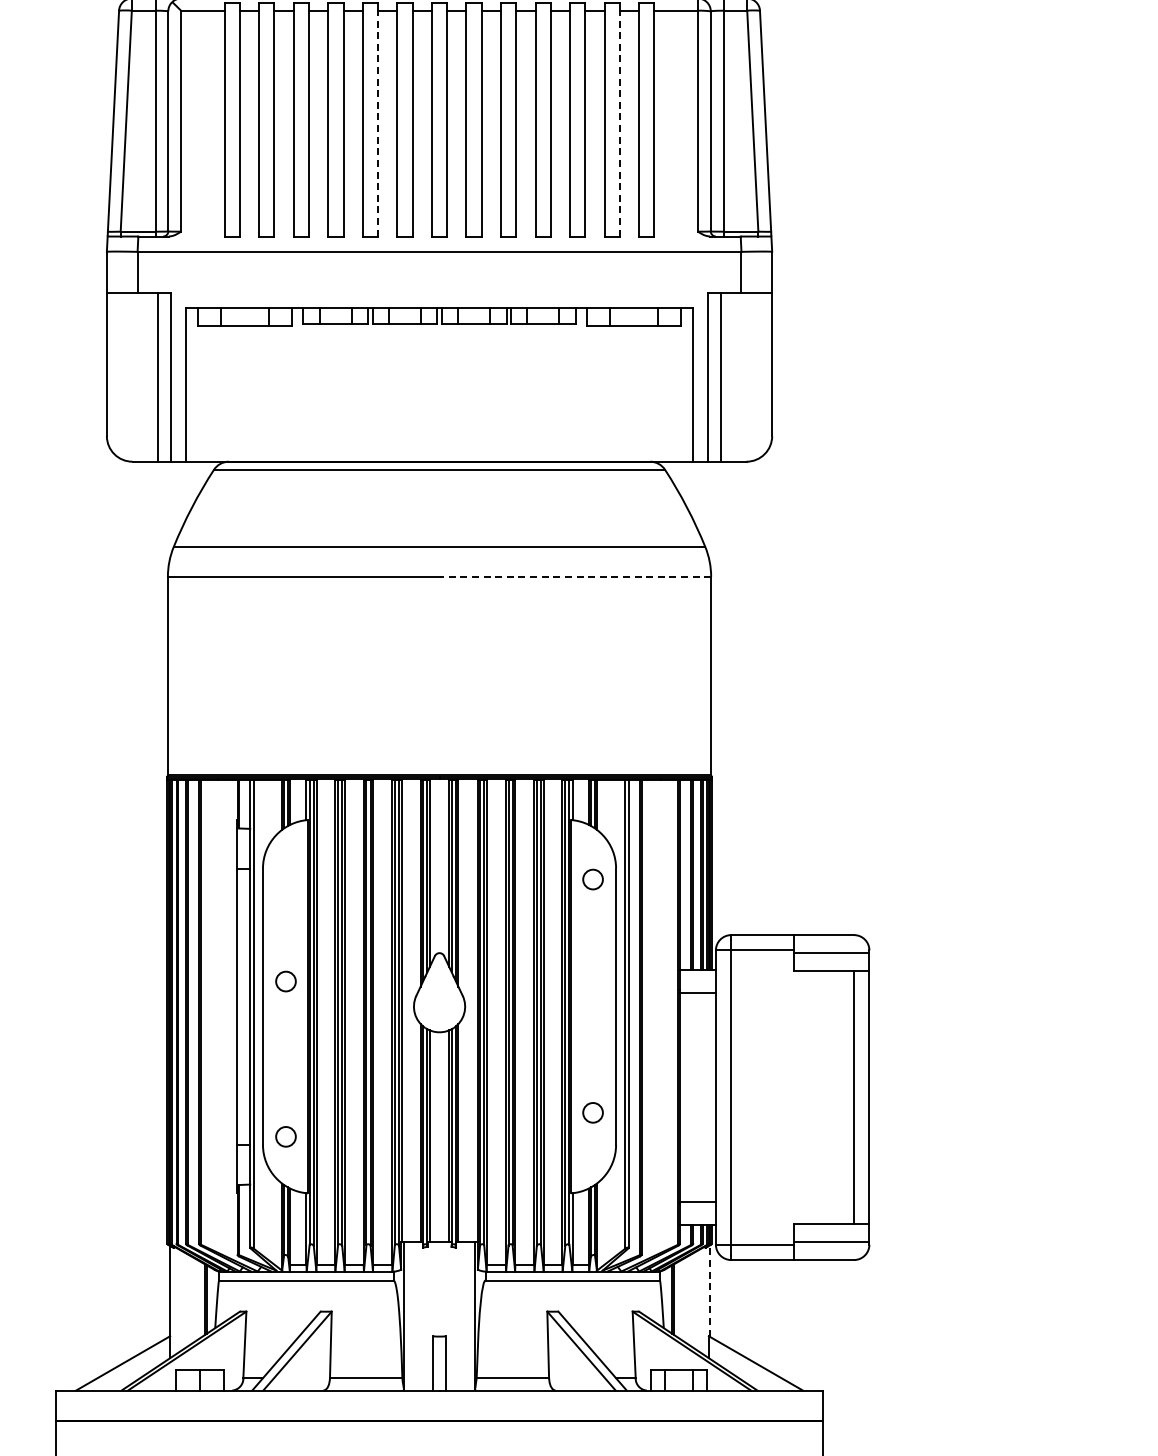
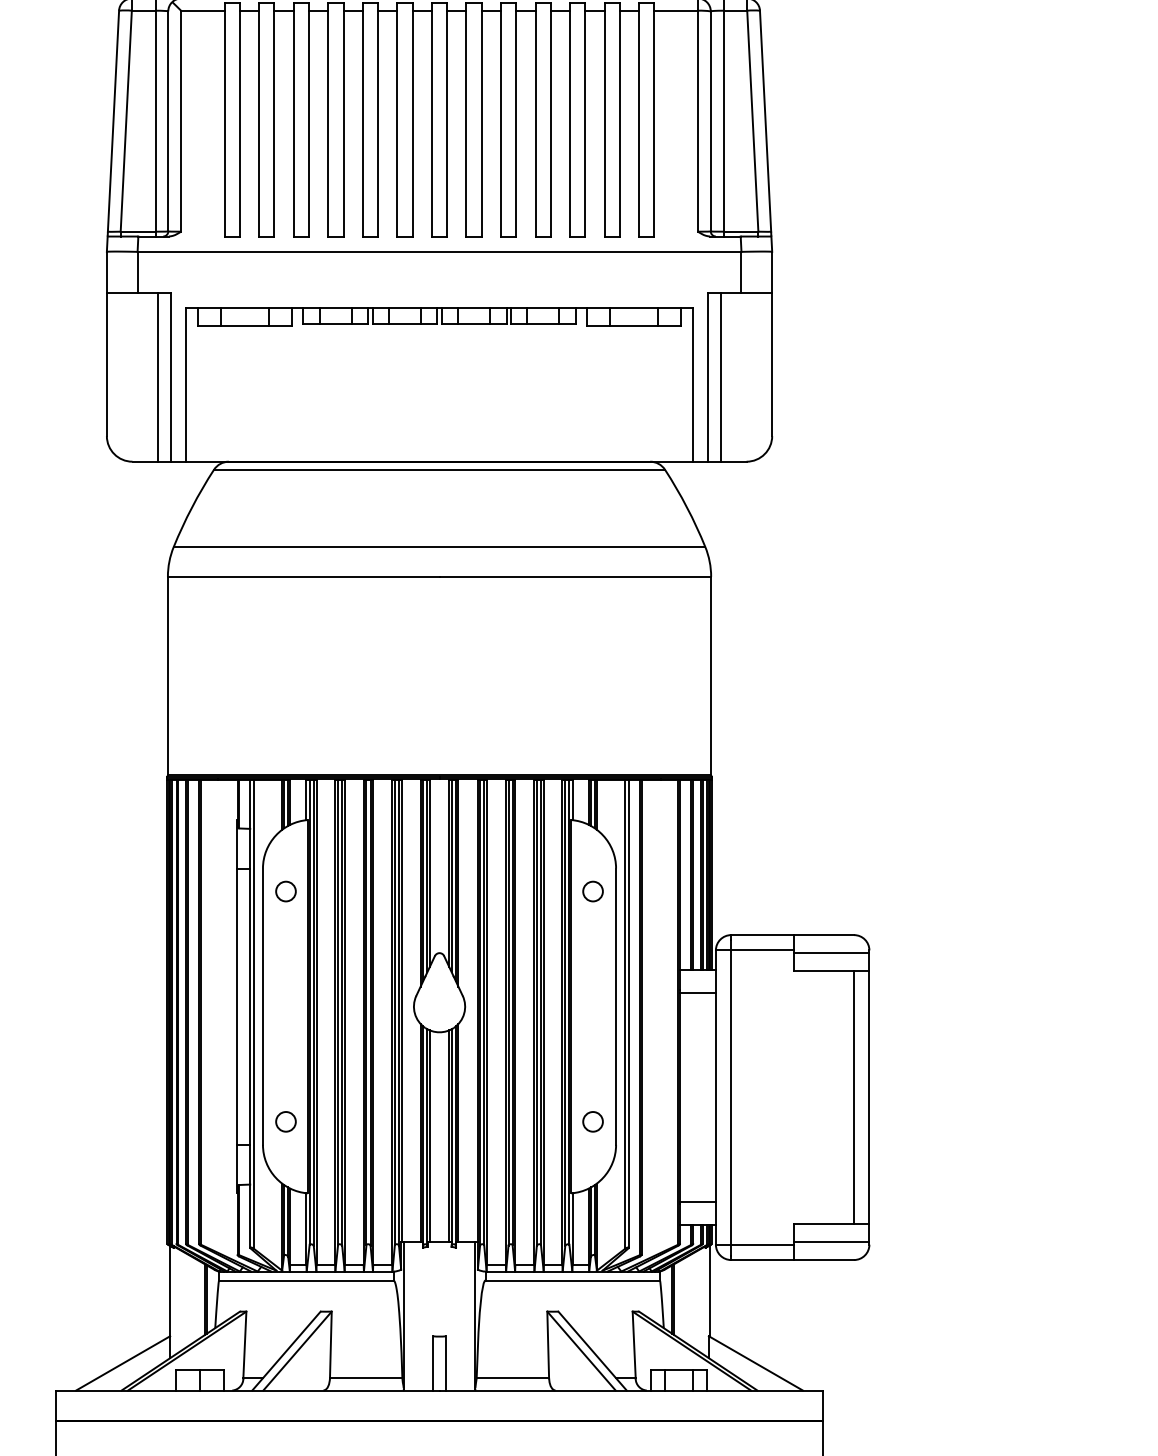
line: dashed -> solid (378, 123)
line: dashed -> solid (619, 123)
line: dashed -> solid (575, 576)
circle position: (592, 879) -> (592, 891) (592, 891)
circle position: (285, 981) -> (285, 891) (285, 891)
circle position: (592, 1112) -> (592, 1121) (592, 1121)
circle position: (285, 1136) -> (285, 1121) (285, 1121)
line: dashed -> solid (709, 1291)
